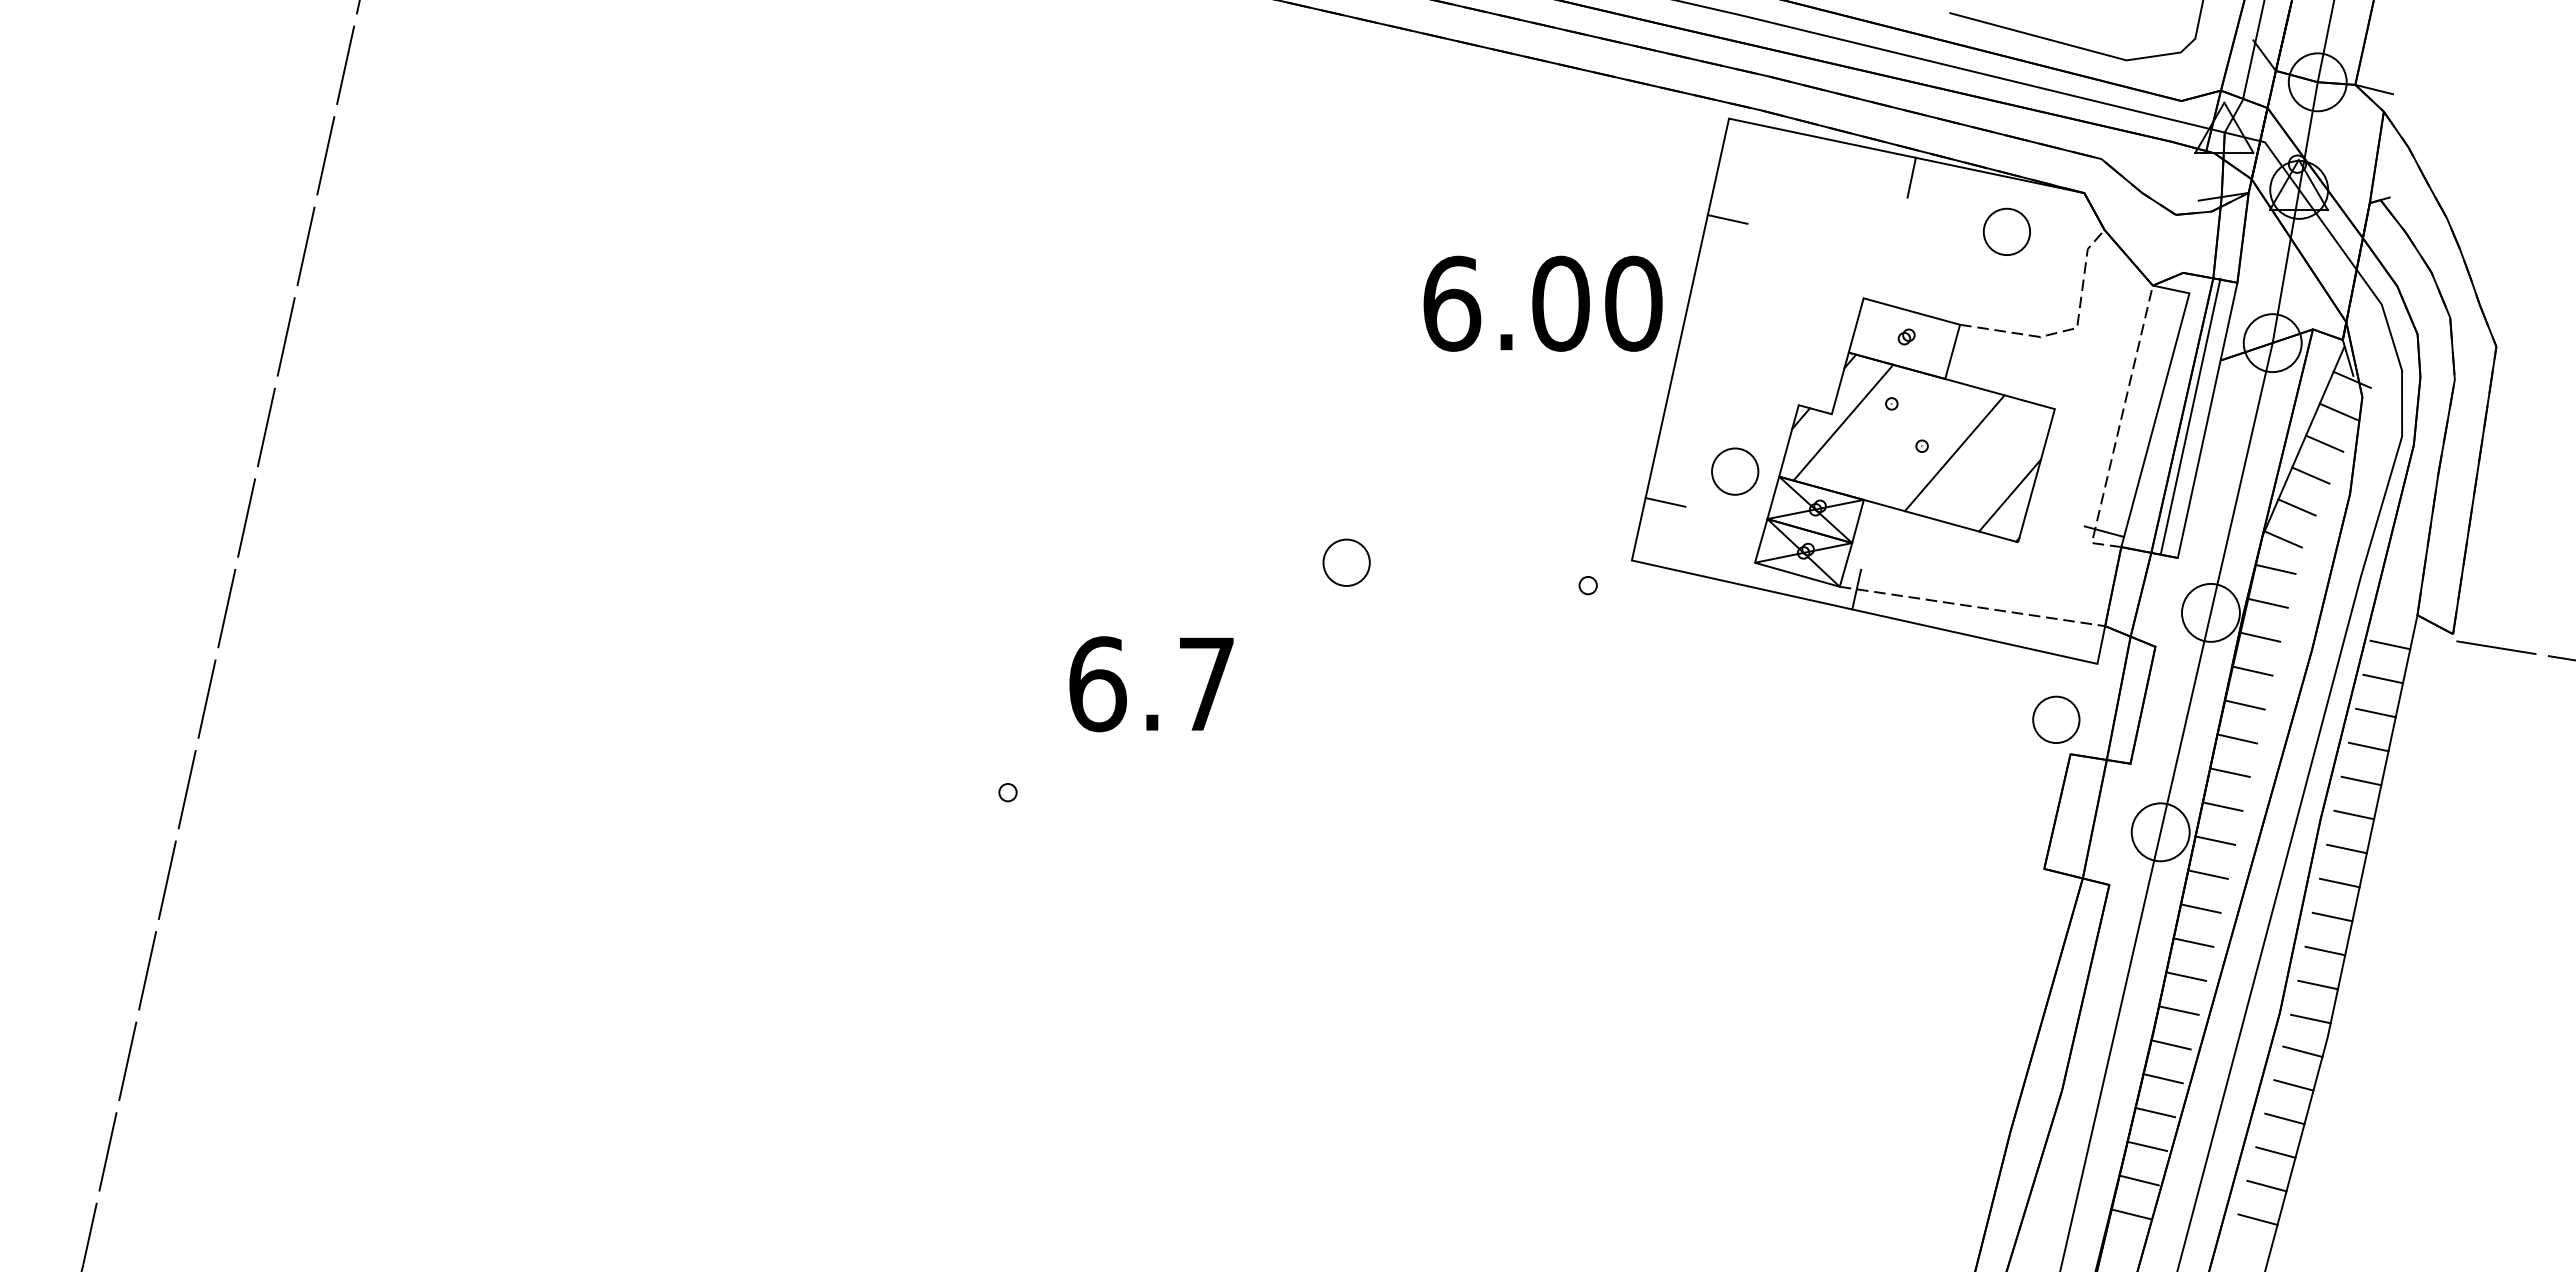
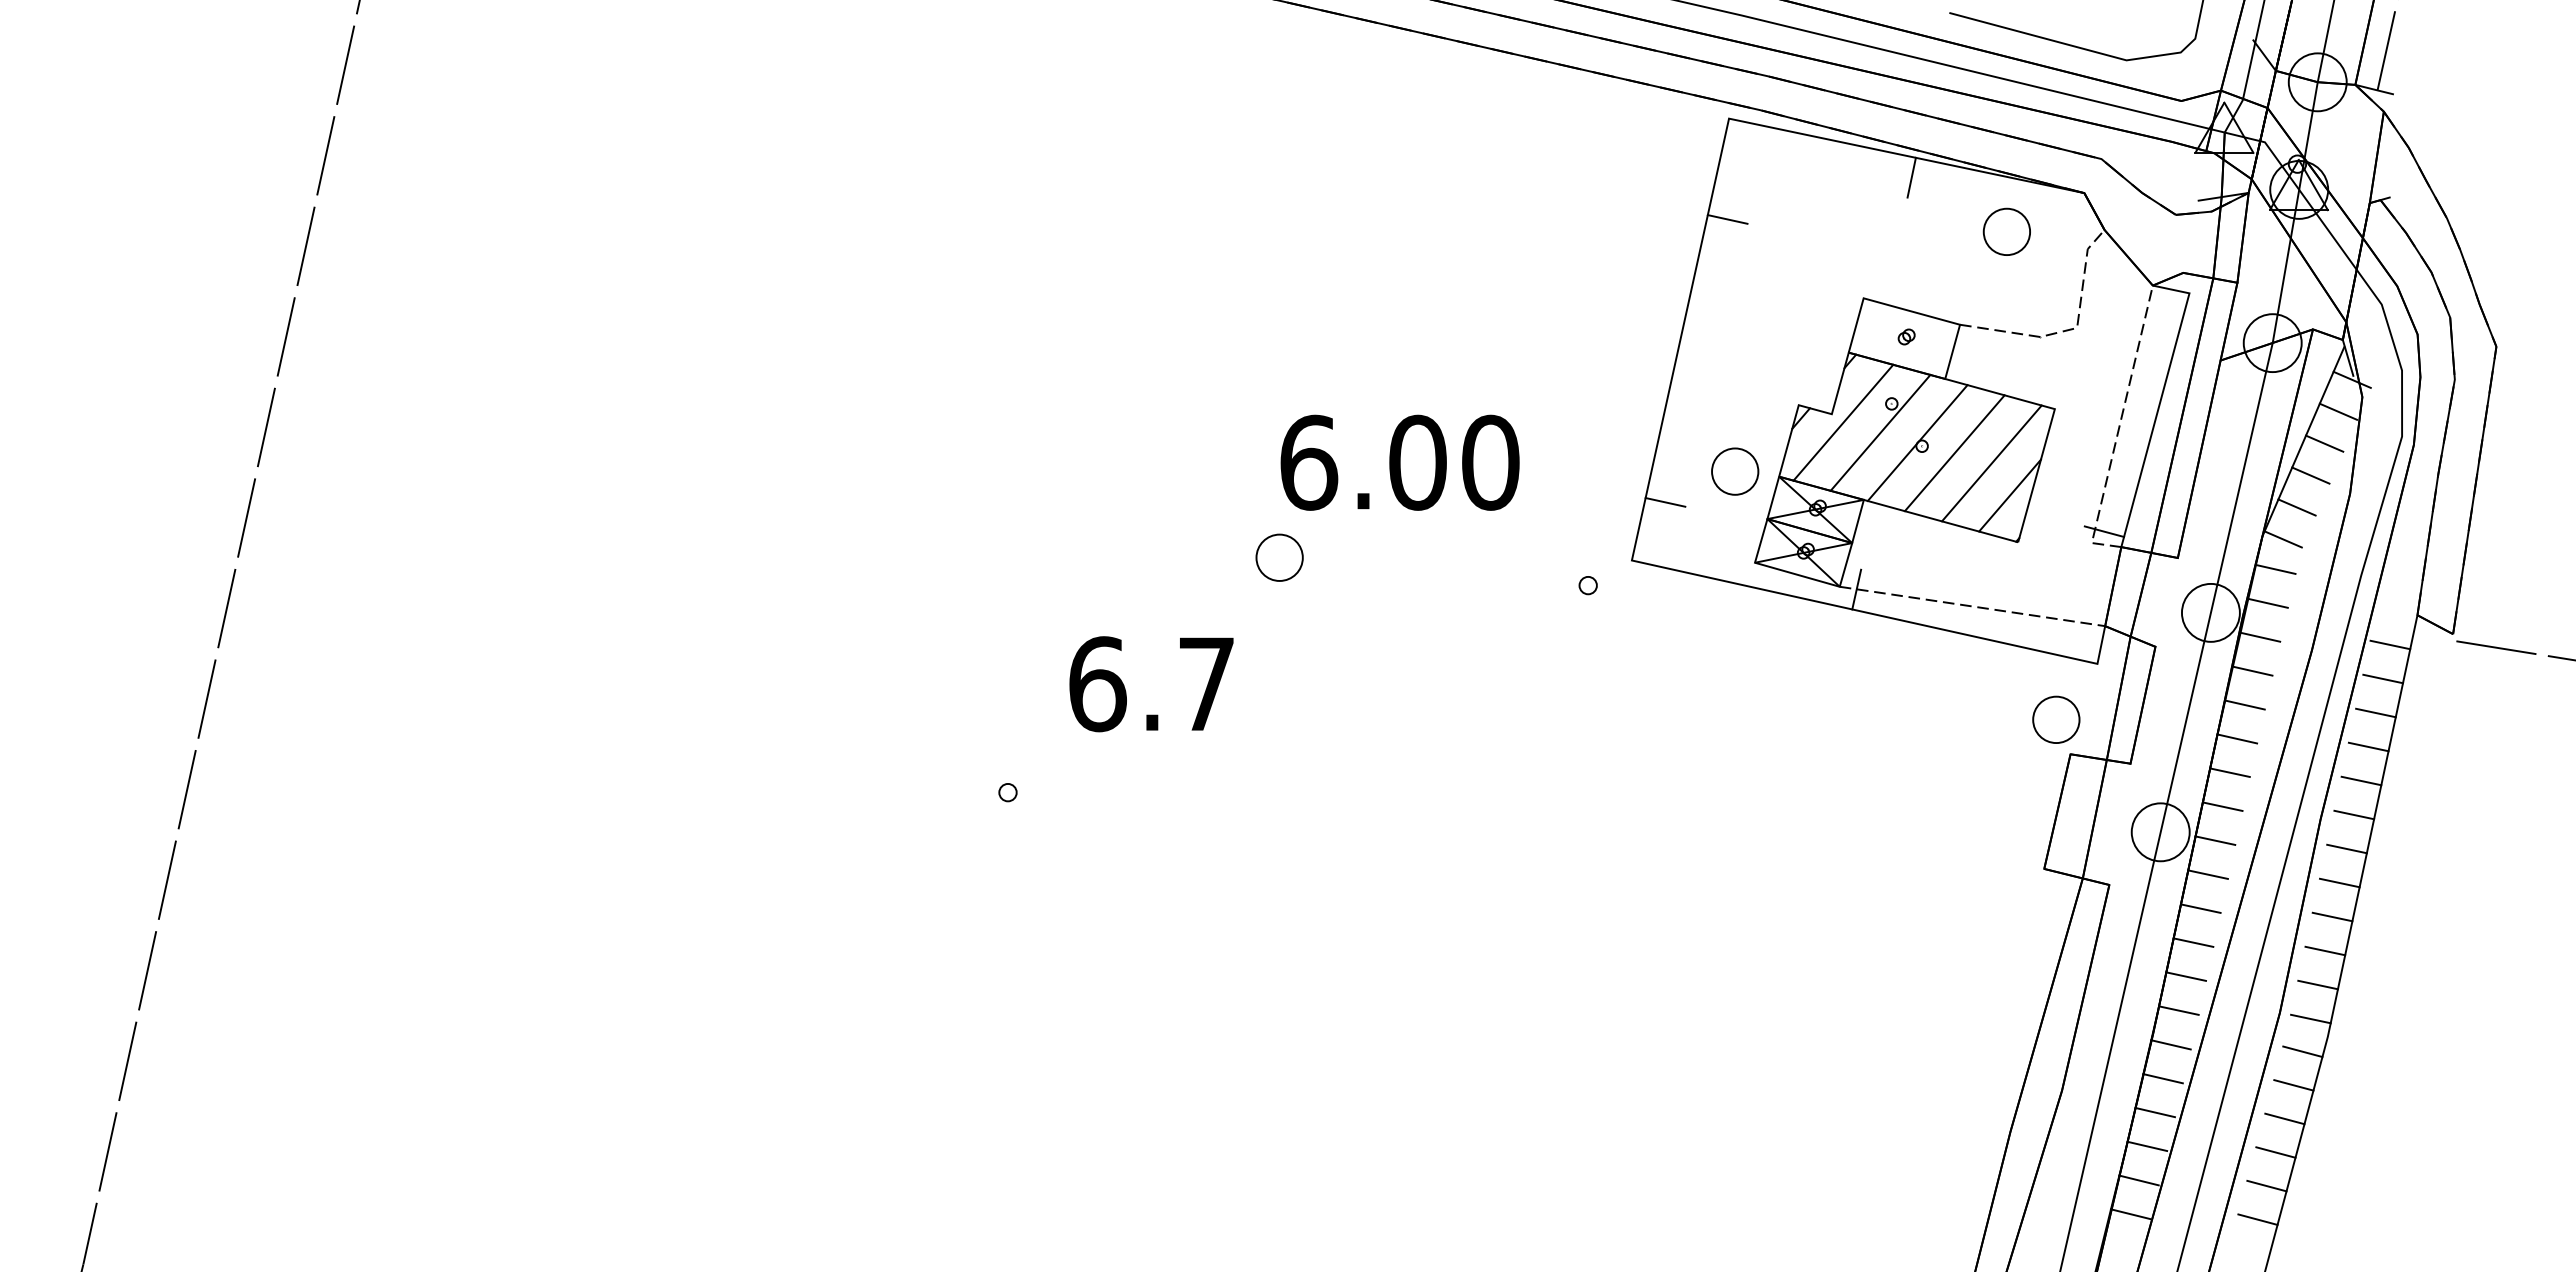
line: none -> present (2387, 46)
text position: (1542, 303) -> (1399, 462) (1399, 462)
line position: (2190, 415) -> (2207, 419) (2207, 419)
line: none -> present (1880, 432)
line: none -> present (1917, 443)
line: none -> present (1991, 463)
part position: (1346, 562) -> (1279, 557) (1279, 557)
